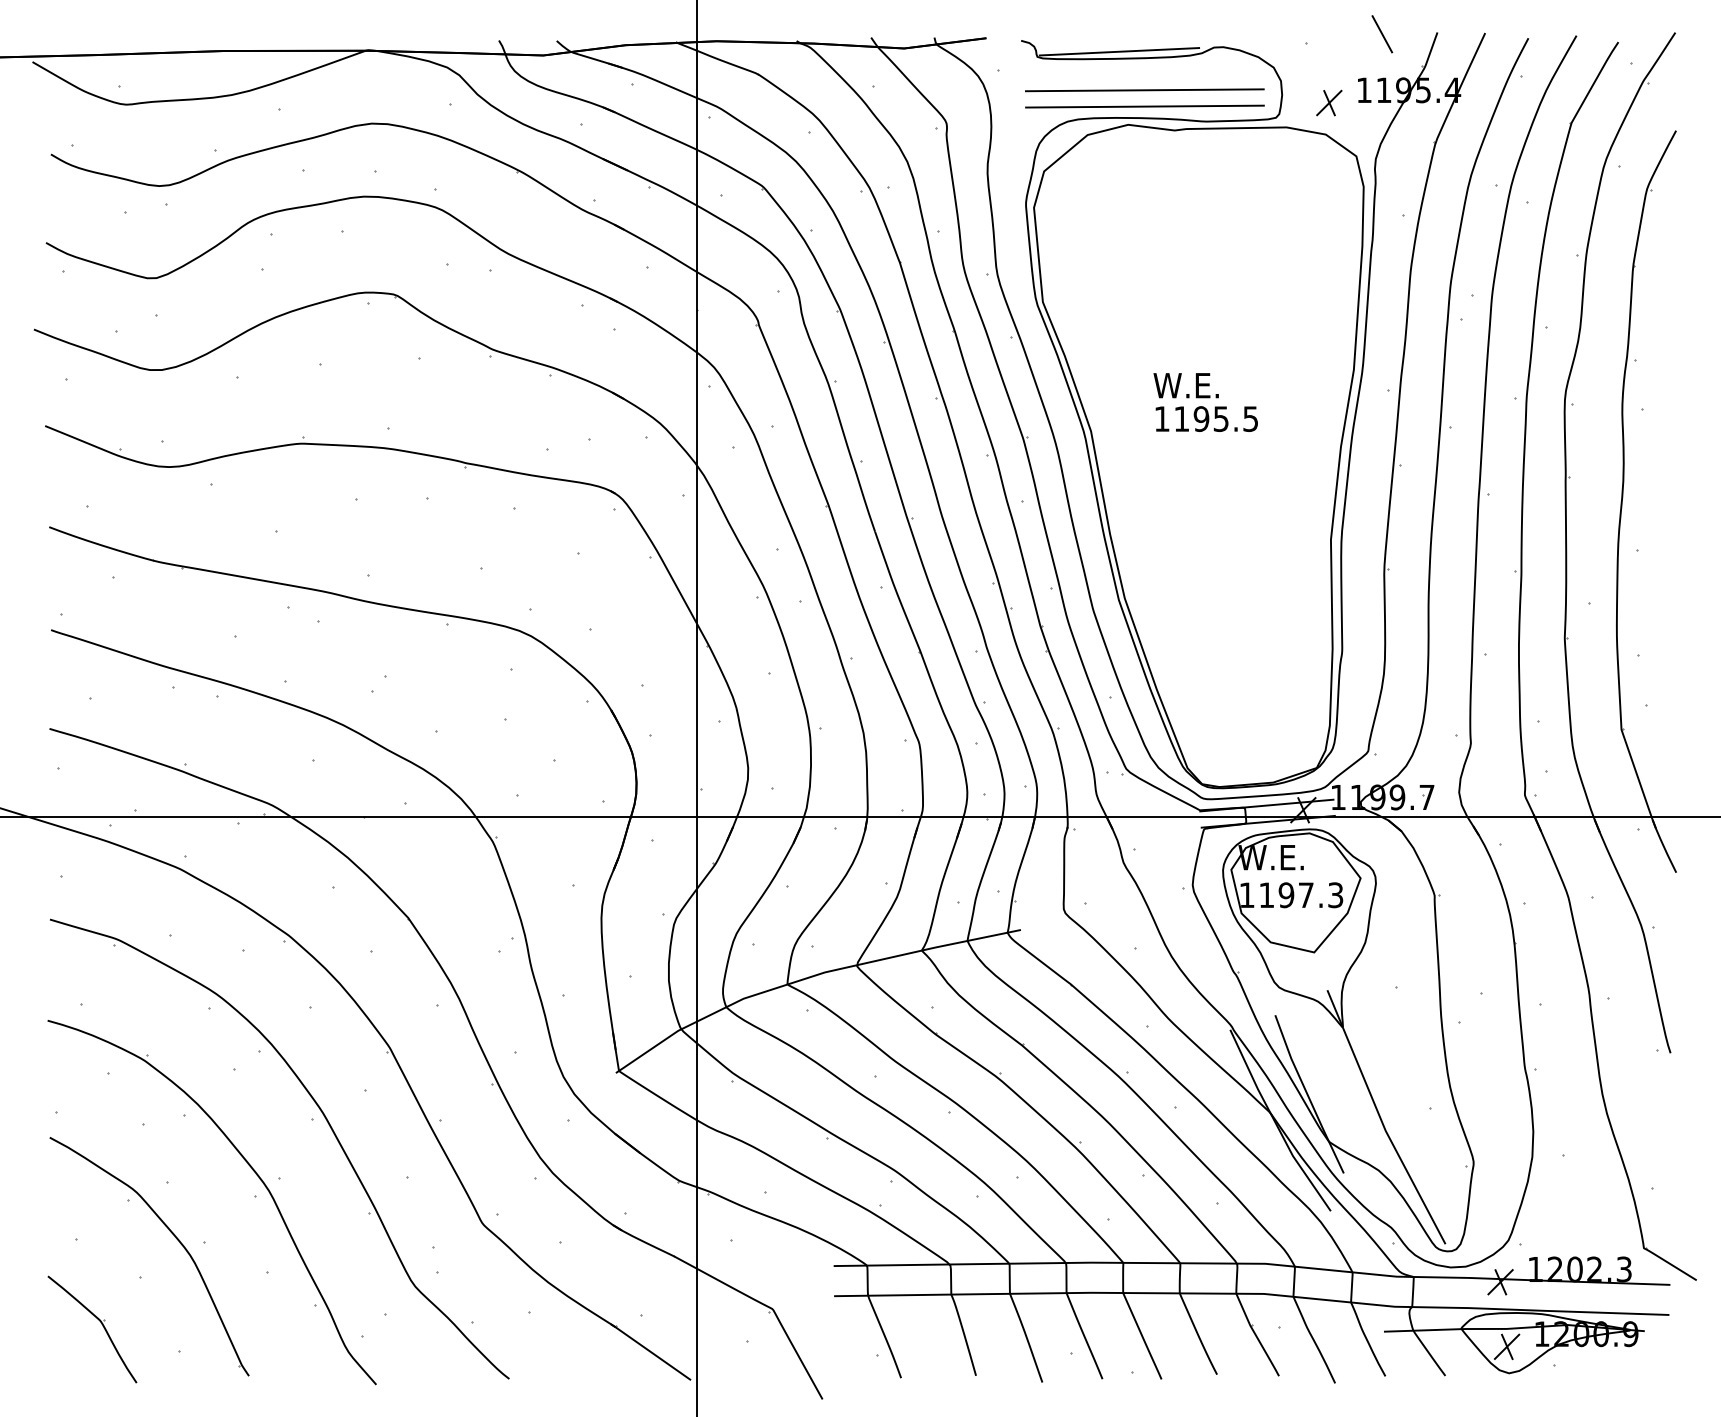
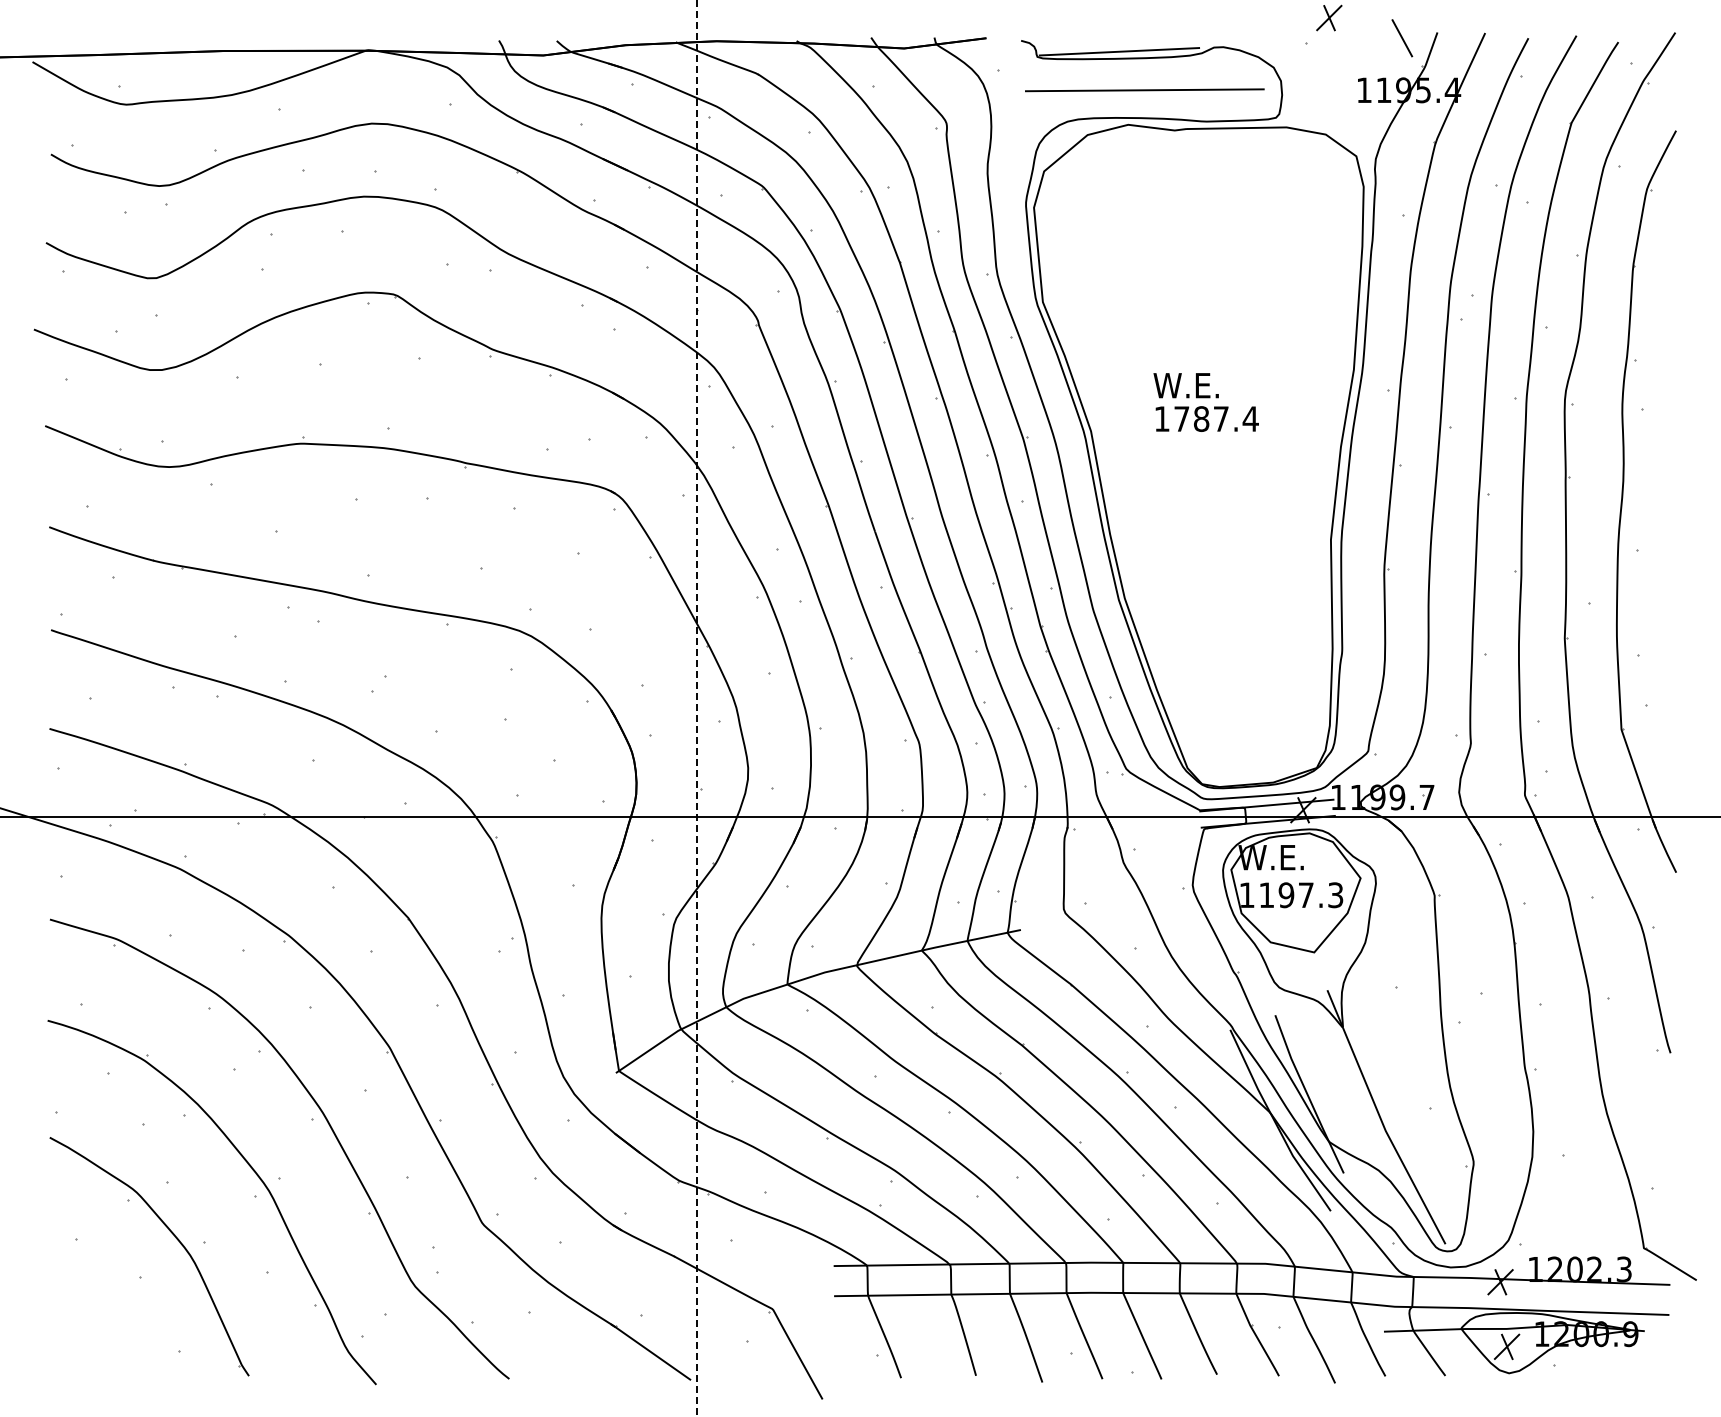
line position: (1382, 34) -> (1402, 38) (1402, 38)
part position: (1329, 102) -> (1329, 17) (1329, 17)
line: present -> none (1144, 106)
text: 1195.5 -> 1787.4 (1216, 419)
line: solid -> dashed (696, 708)
part: present -> none (101, 1324)
